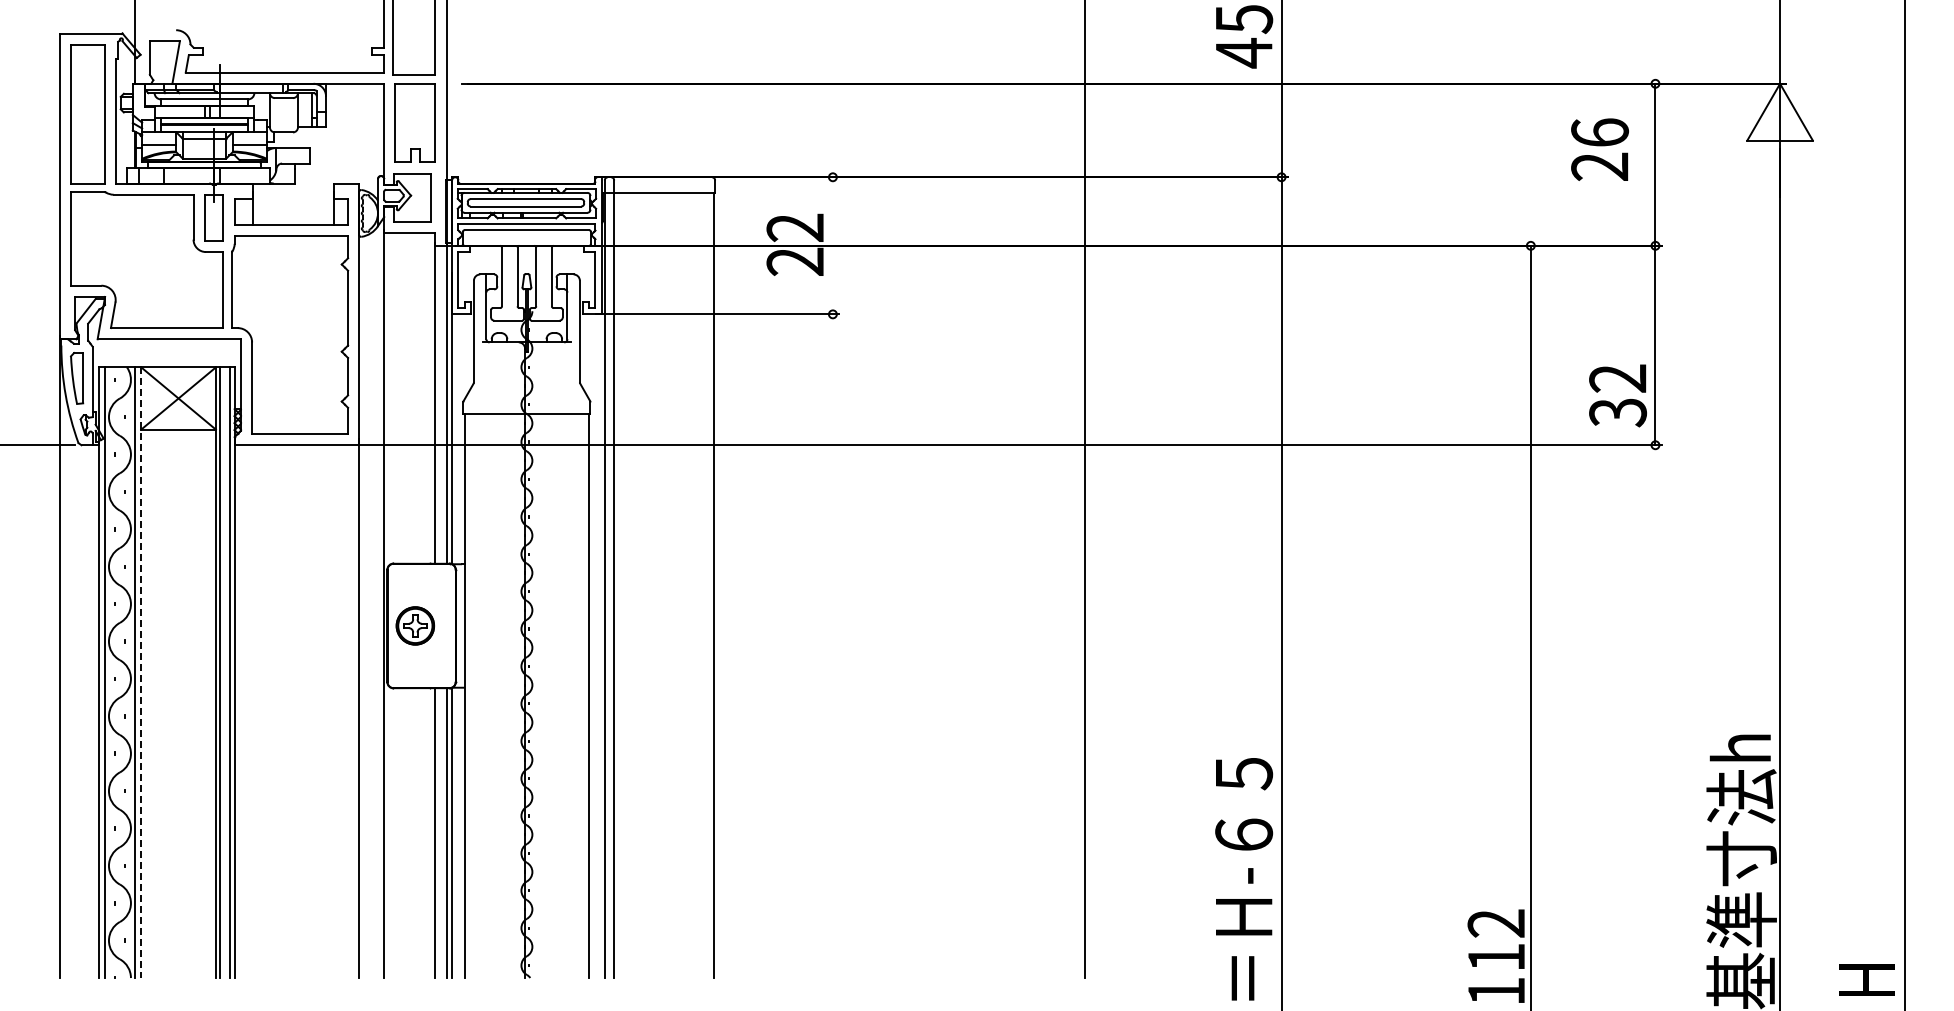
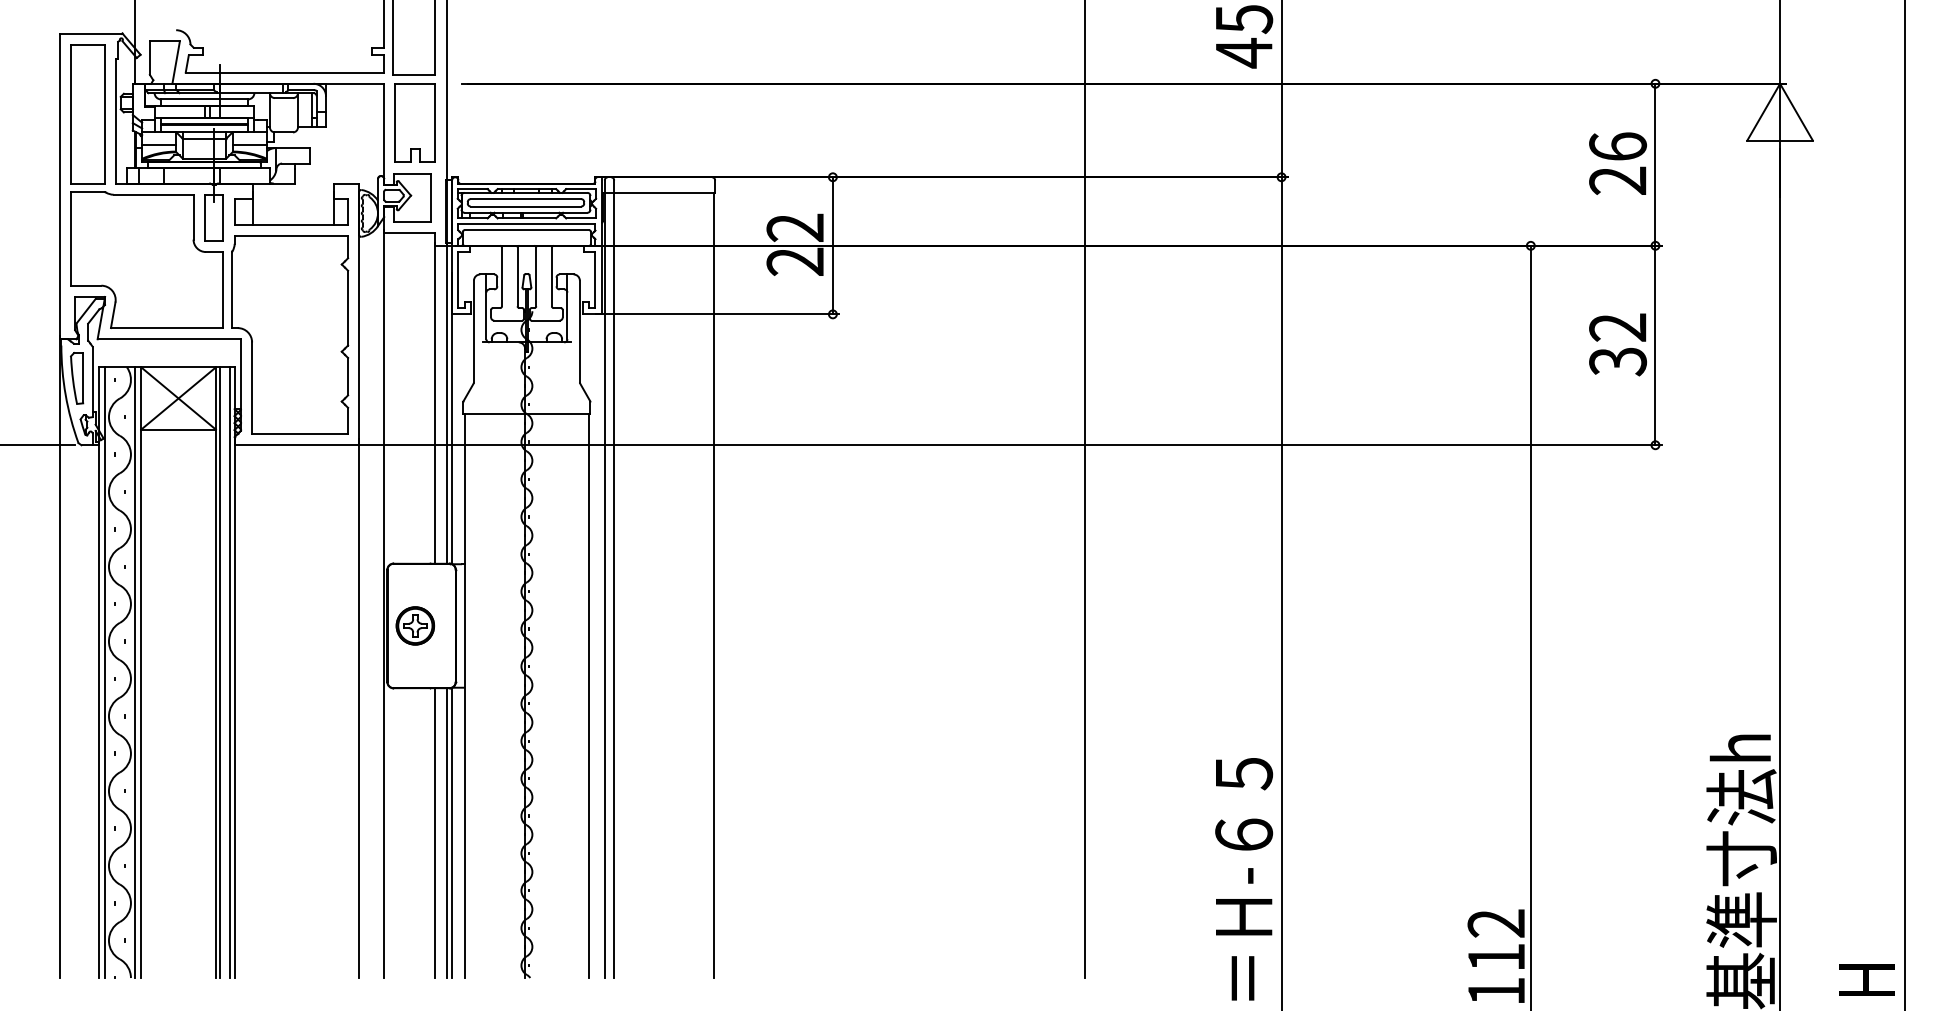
text position: (1599, 149) -> (1617, 163) (1617, 163)
line: none -> present (832, 245)
text position: (1617, 395) -> (1617, 344) (1617, 344)
line: dashed -> solid (141, 673)
